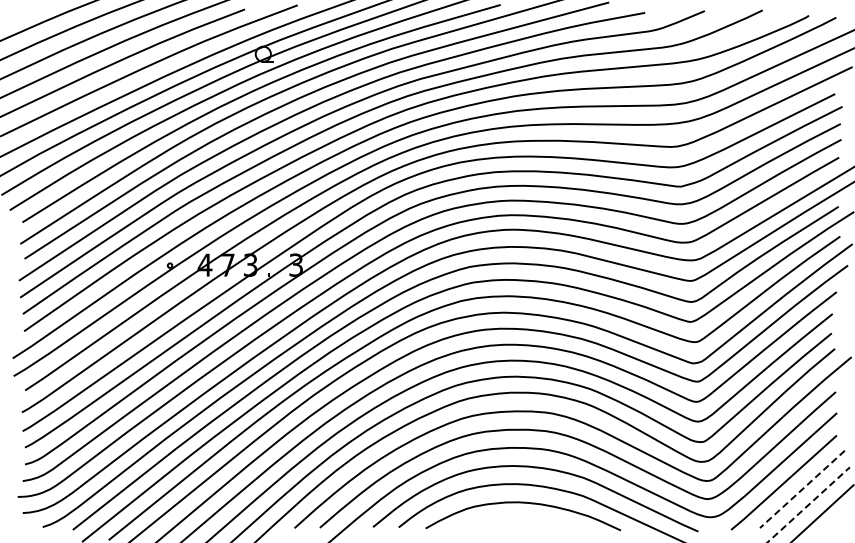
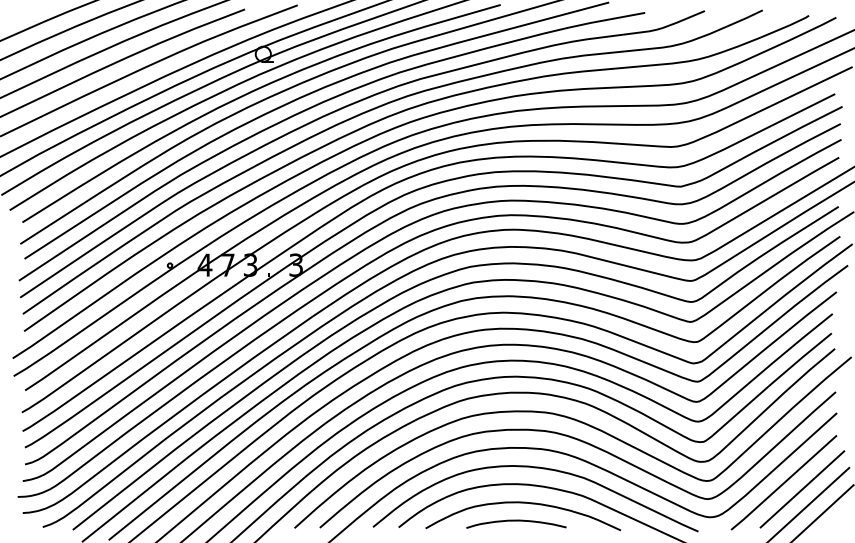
line: dashed -> solid (802, 489)
line: dashed -> solid (808, 504)
curve: none -> present (516, 521)
